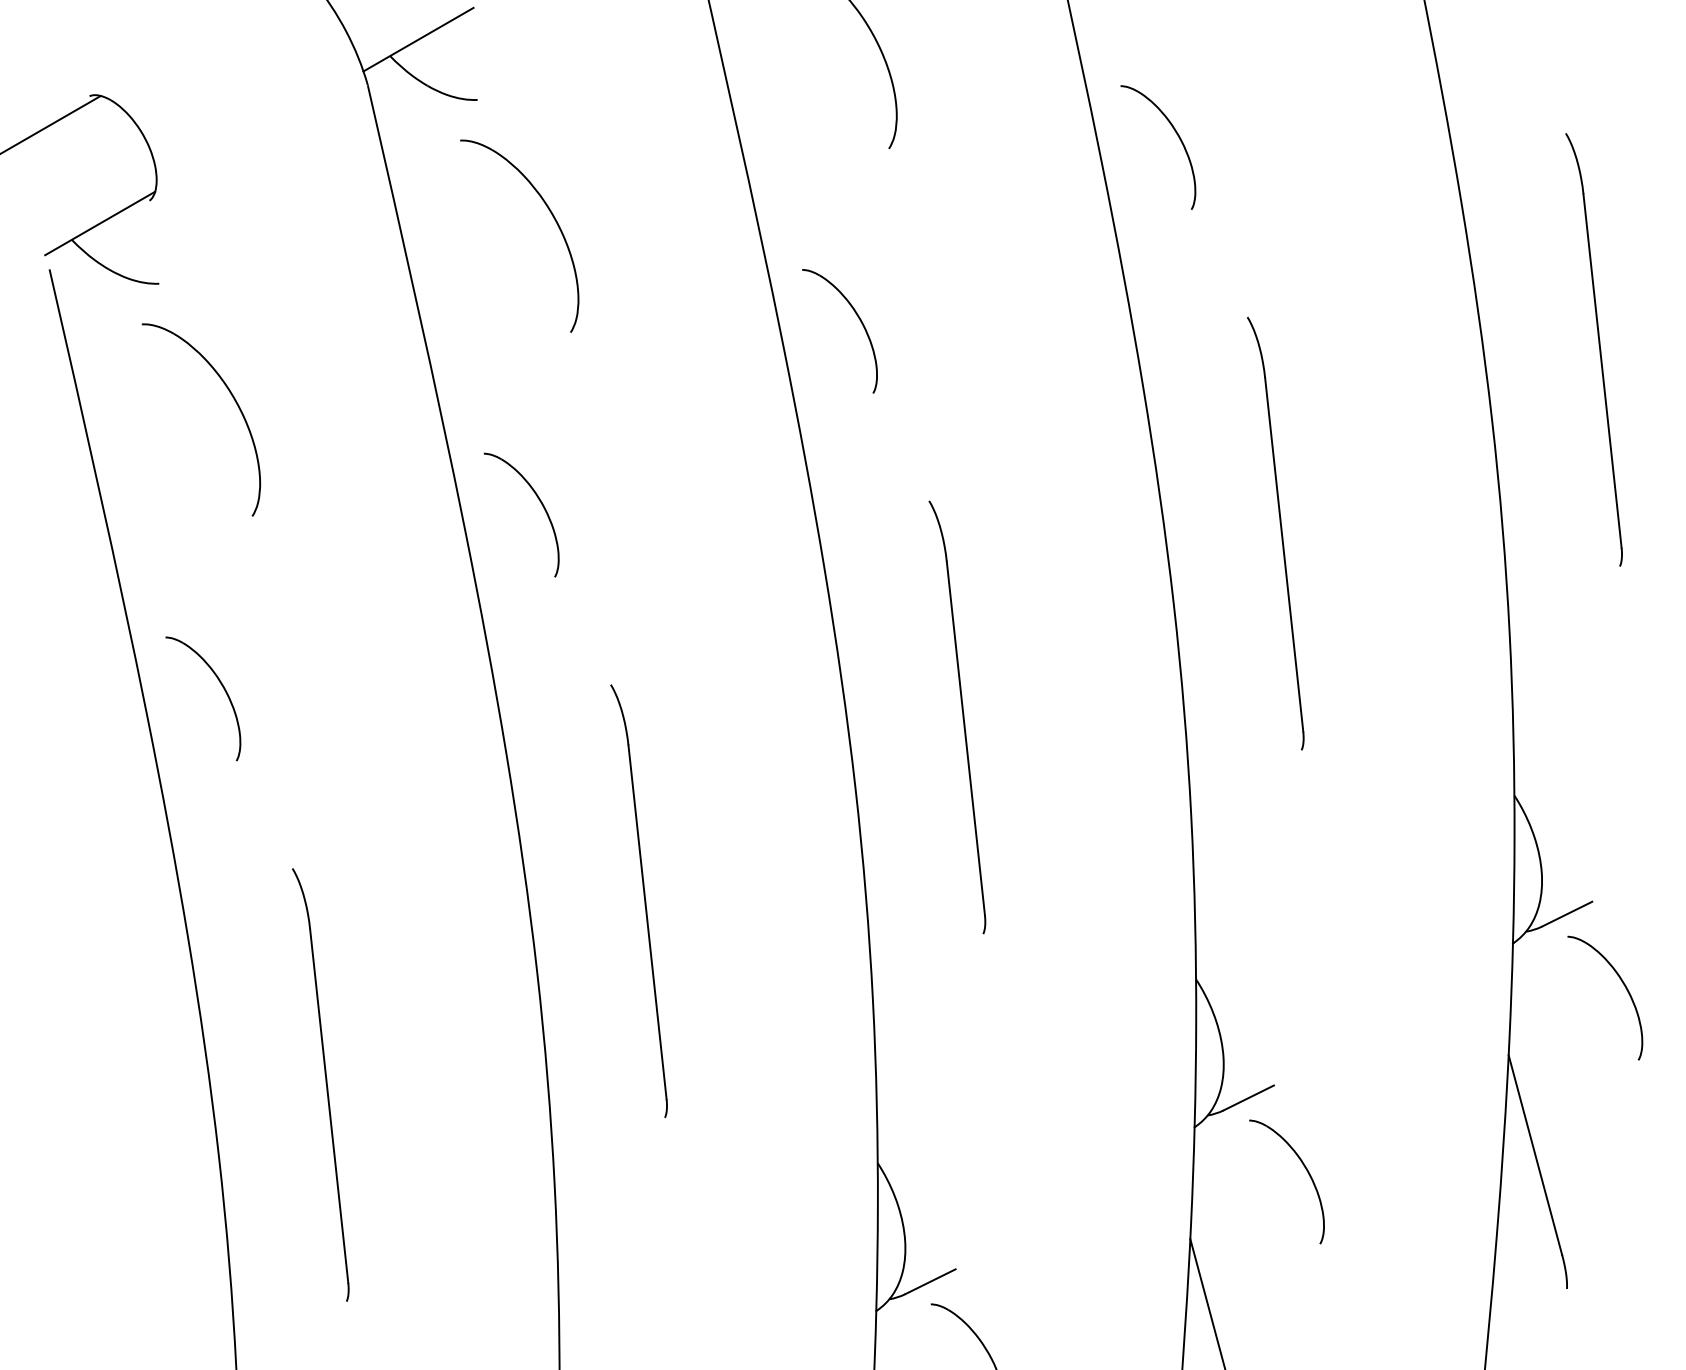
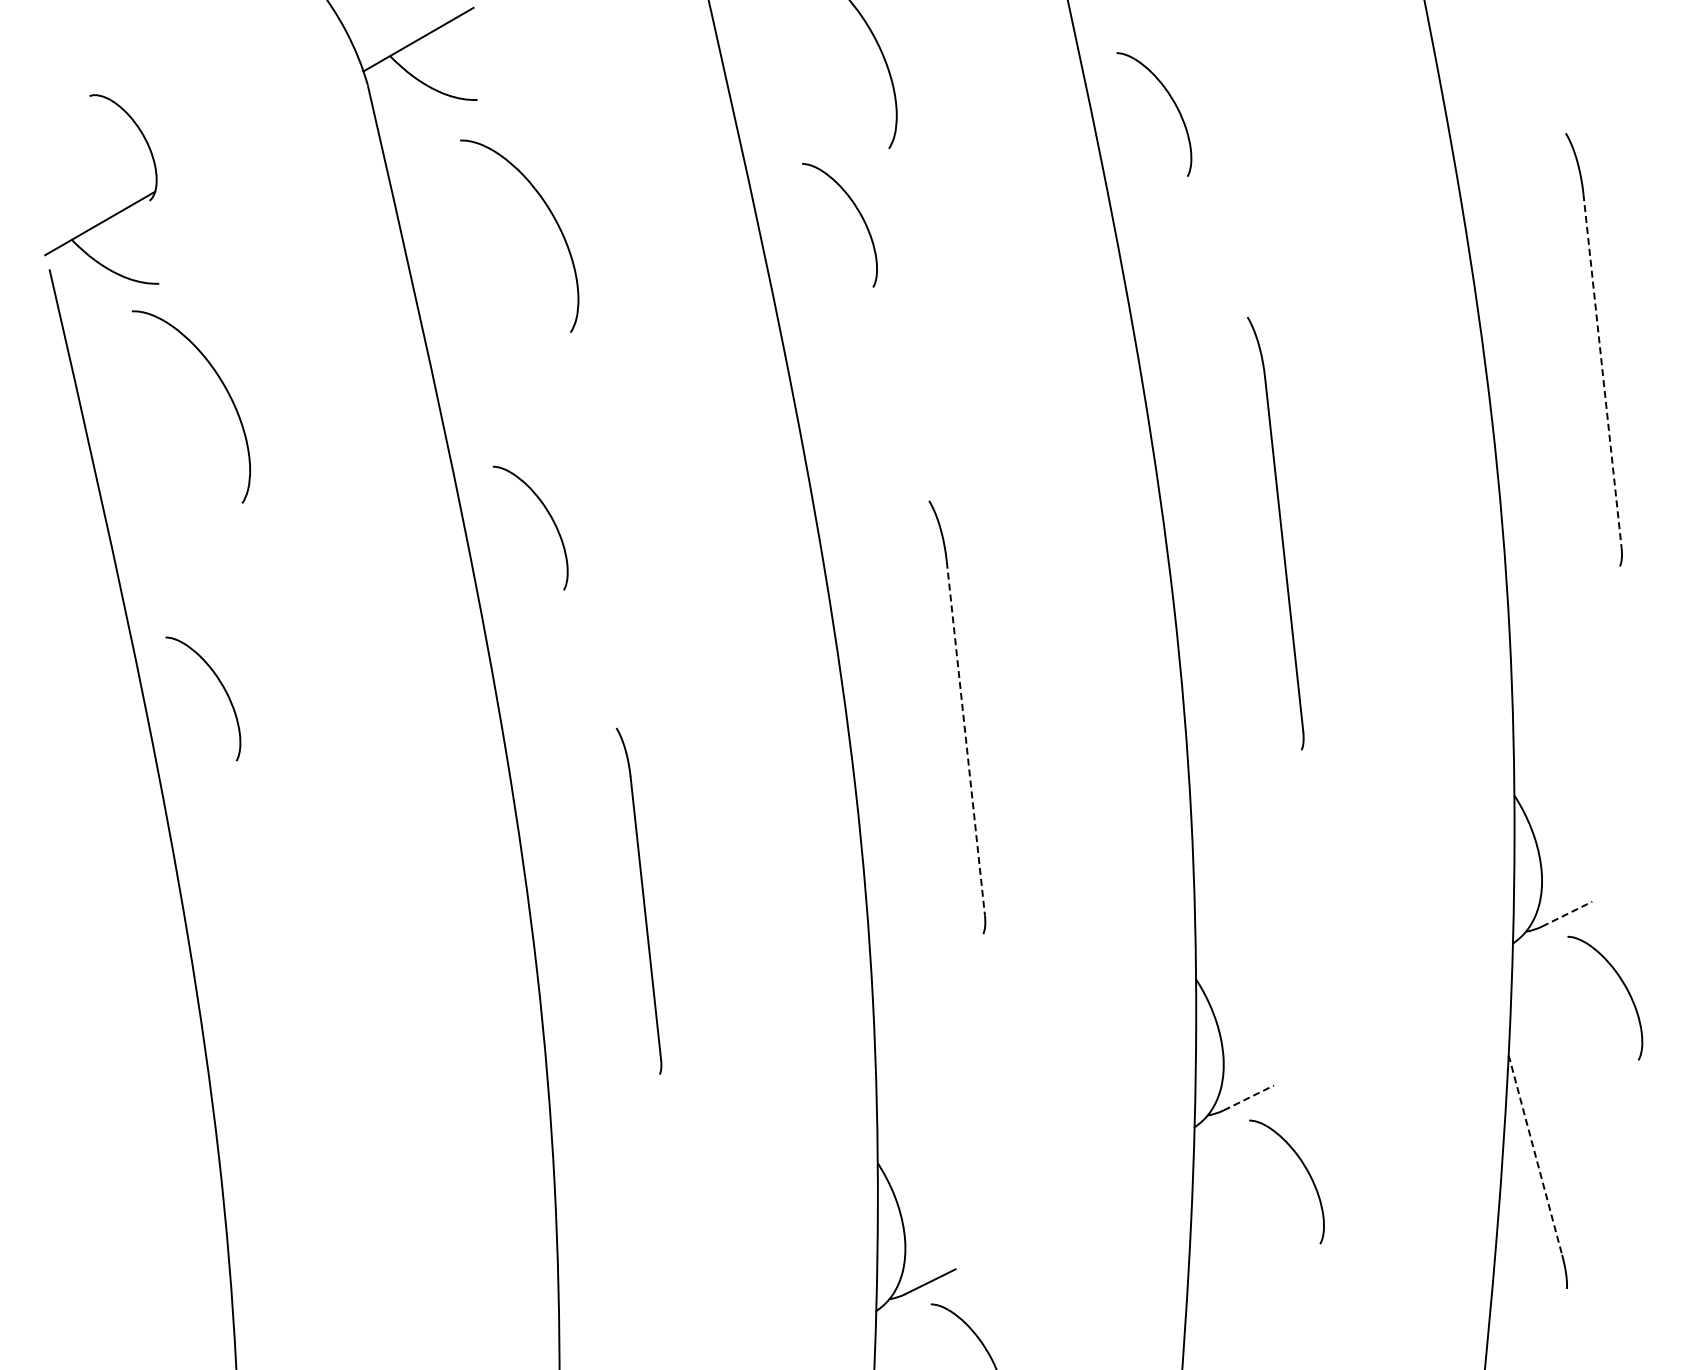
line: present -> none (51, 123)
part position: (1176, 134) -> (1172, 101) (1172, 101)
part position: (859, 320) -> (859, 214) (859, 214)
line: solid -> dashed (1602, 371)
part position: (233, 399) -> (223, 386) (223, 386)
part position: (539, 501) -> (548, 514) (548, 514)
line: solid -> dashed (965, 738)
part size: 58x435 px -> 48x348 px (638, 900)
line: solid -> dashed (1567, 914)
part: present -> none (320, 1084)
line: solid -> dashed (1248, 1097)
line: solid -> dashed (1535, 1155)
line: present -> none (1207, 1302)
